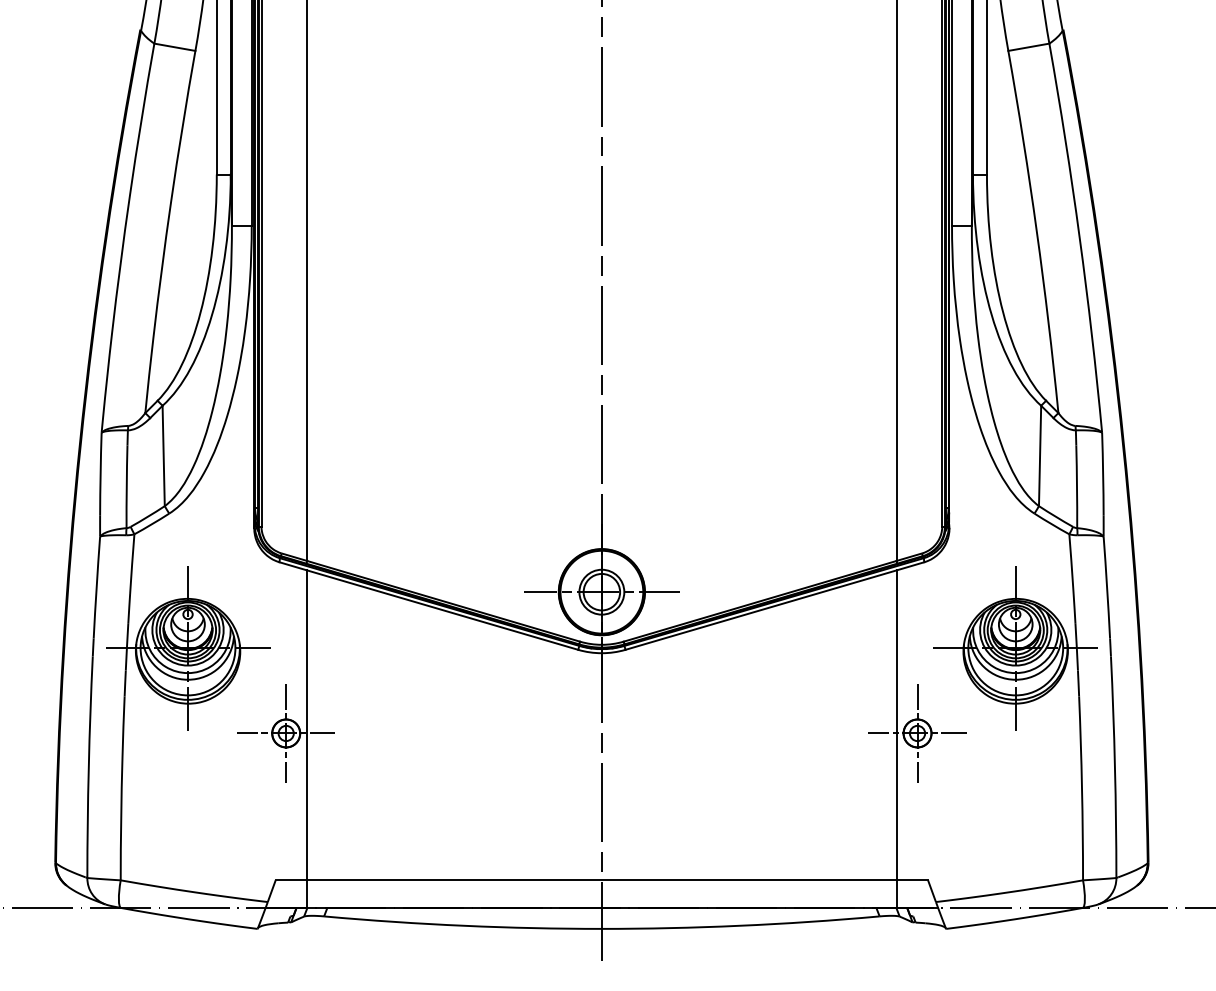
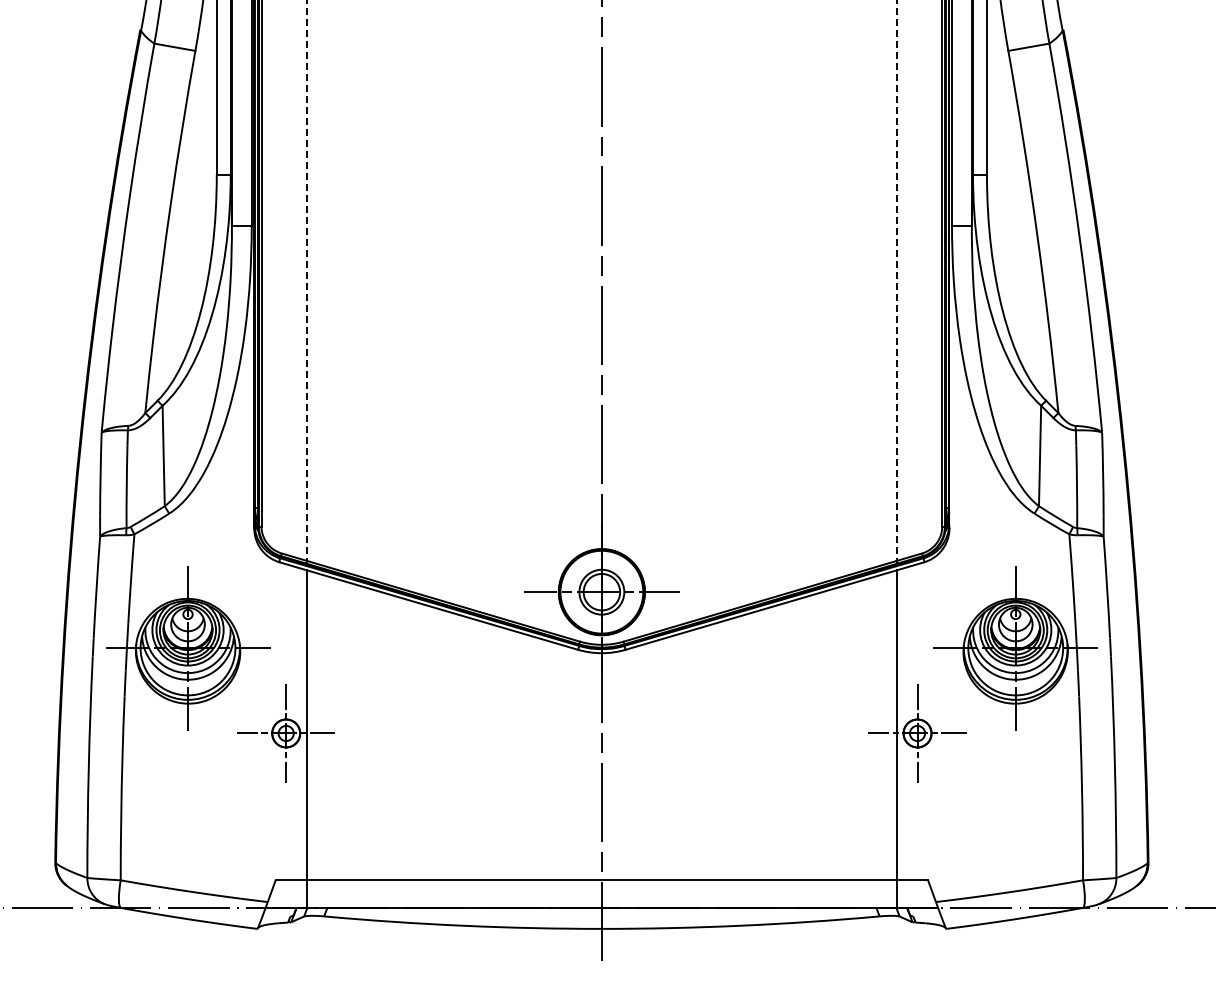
line: solid -> dashed (307, 281)
line: solid -> dashed (896, 281)
